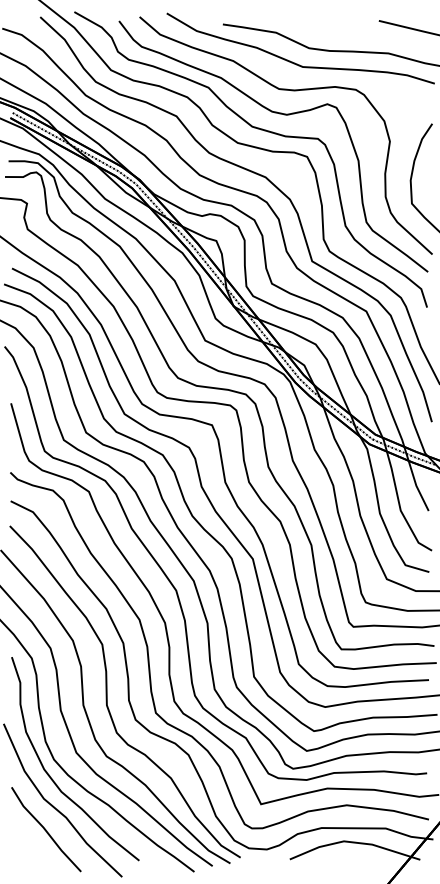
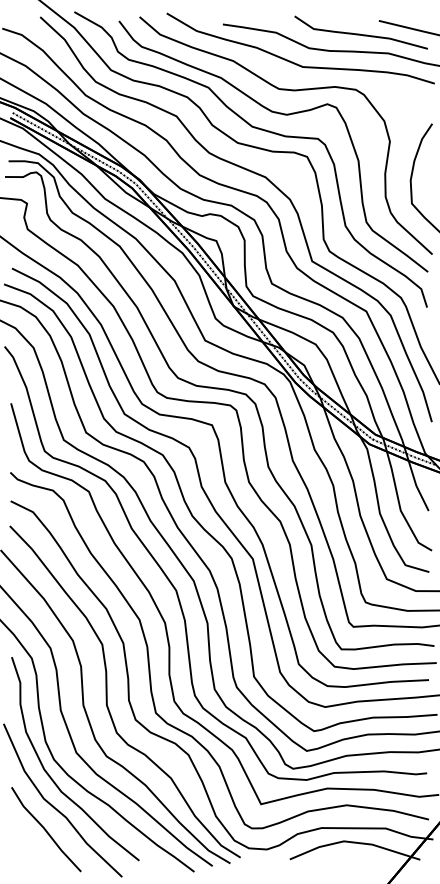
part: none -> present (360, 32)
